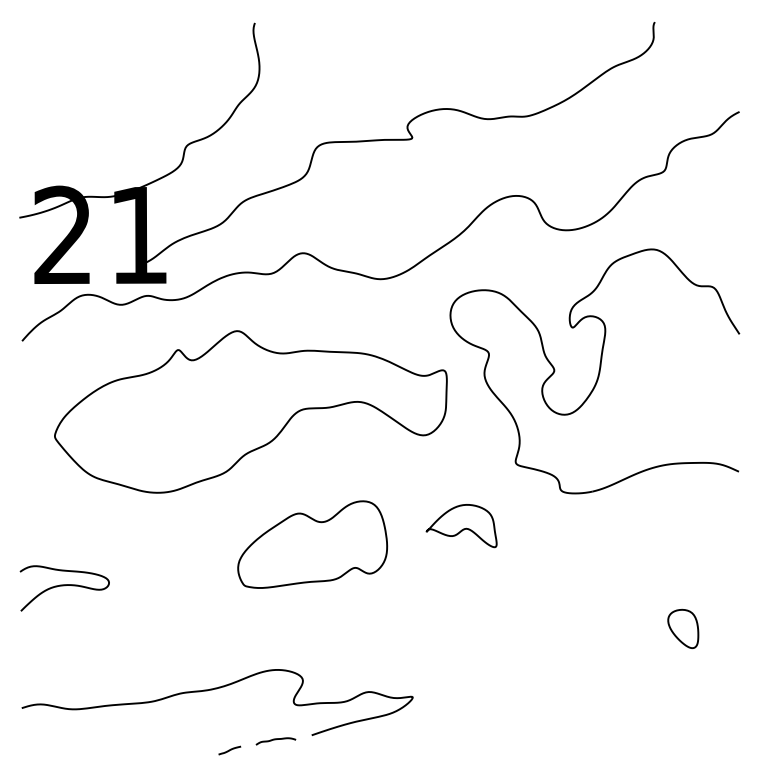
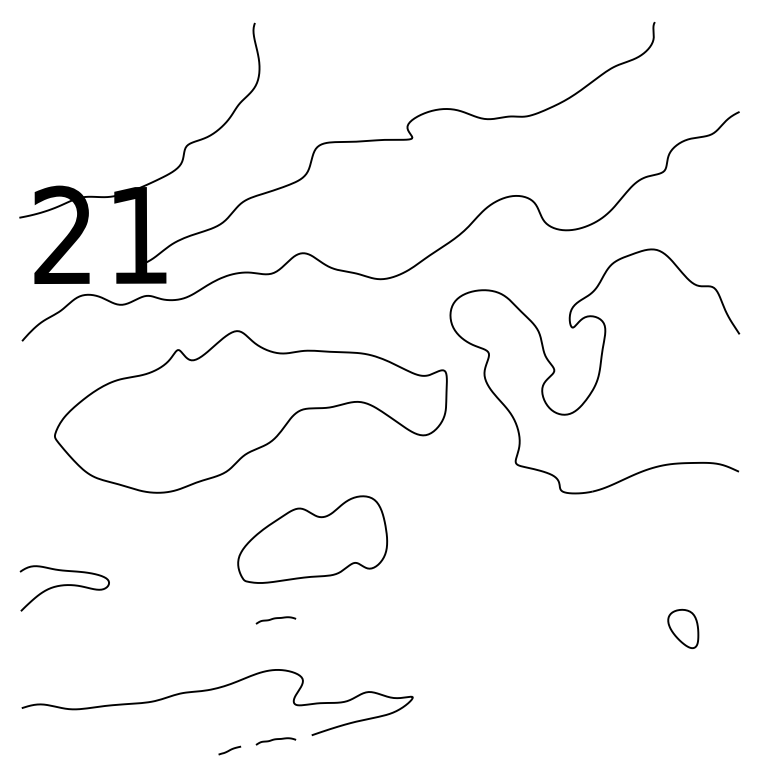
part: present -> none (461, 526)
part position: (312, 544) -> (312, 539) (312, 539)
curve: none -> present (275, 619)
